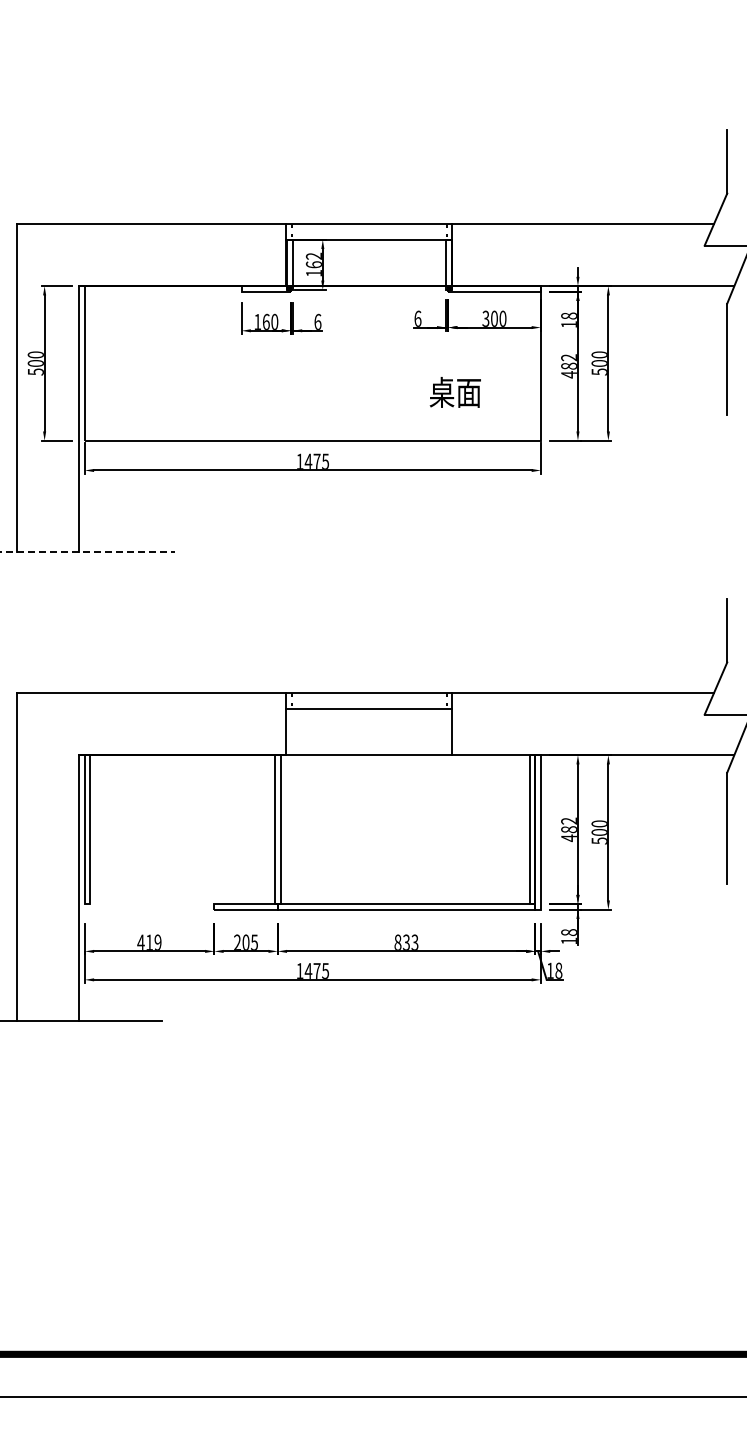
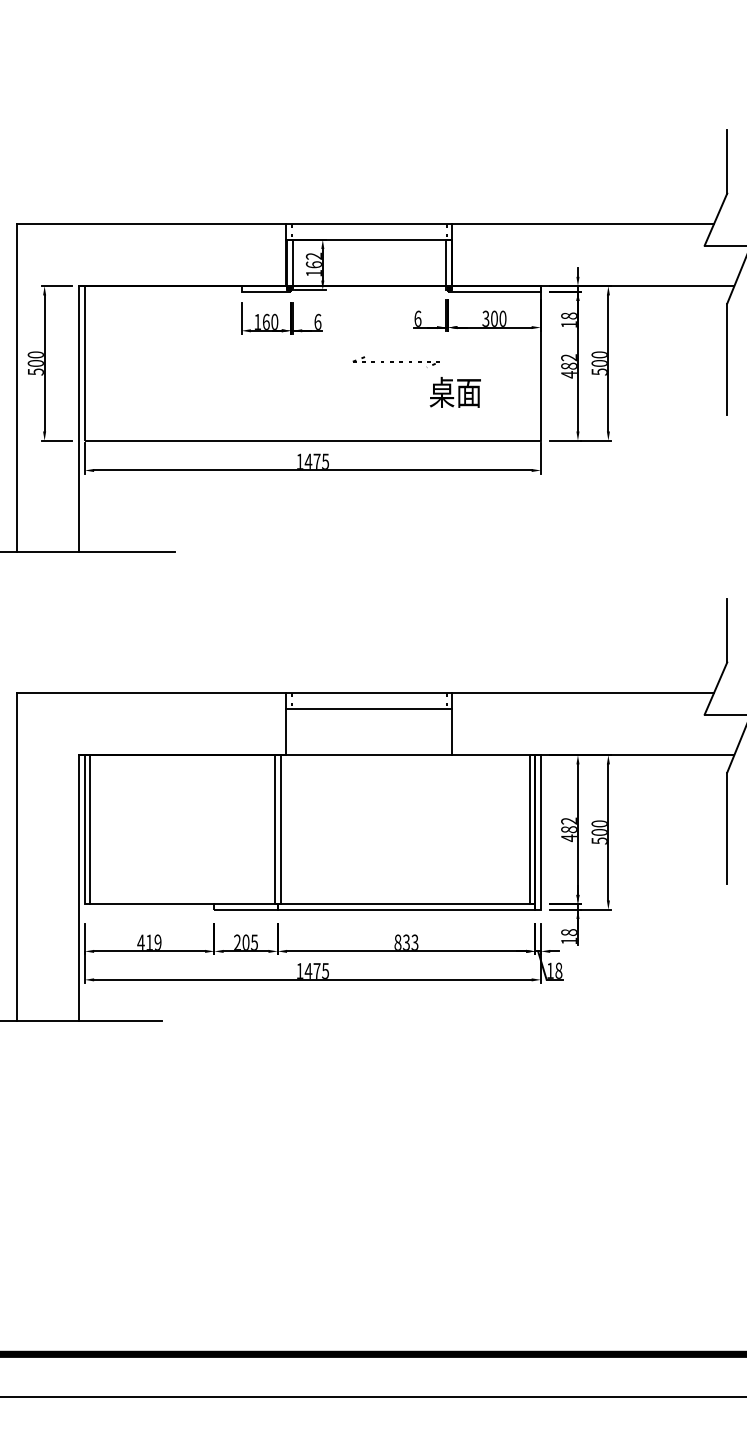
part: none -> present (395, 361)
line: dashed -> solid (88, 552)
line: none -> present (152, 904)
